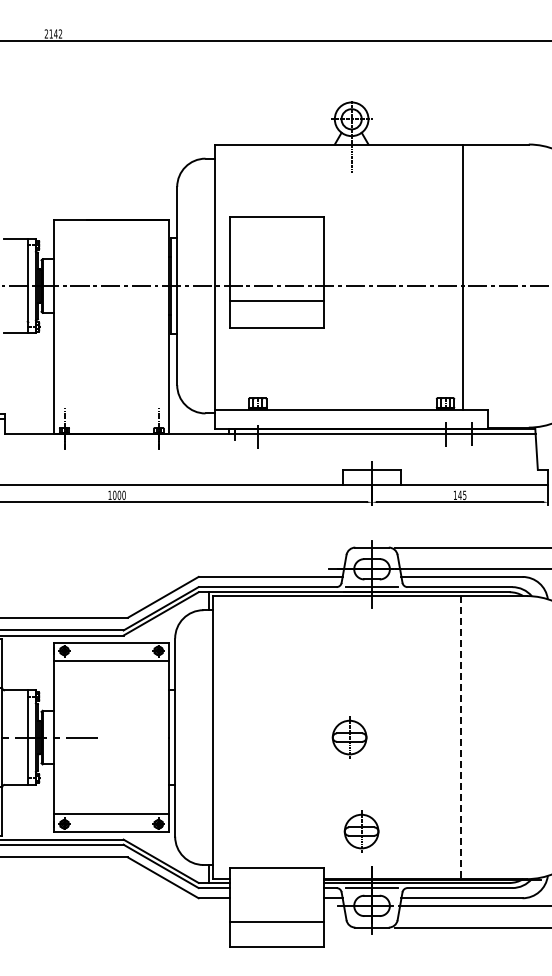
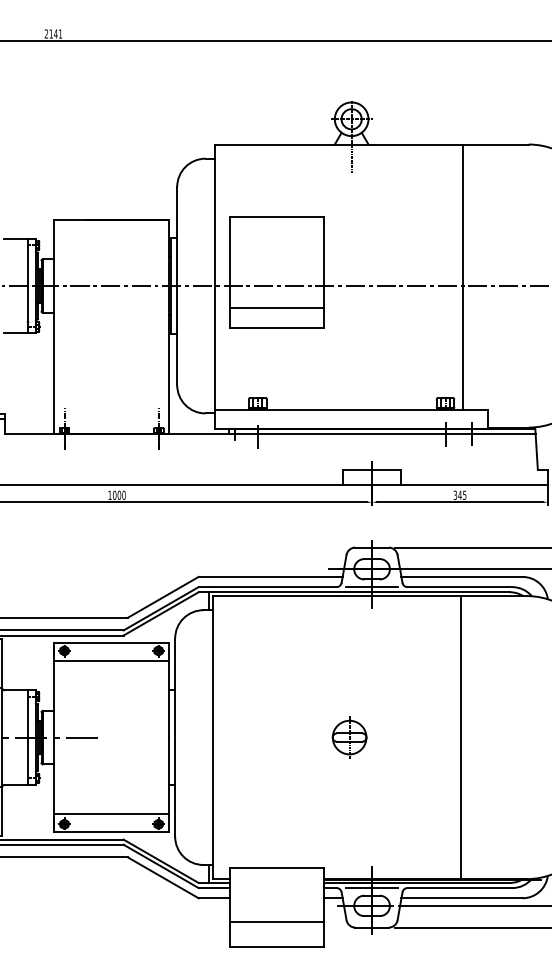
text: 2142 -> 2141 (60, 33)
line position: (276, 301) -> (276, 308) (276, 308)
text: 145 -> 345 (455, 494)
line: dashed -> solid (460, 737)
part: present -> none (361, 831)
